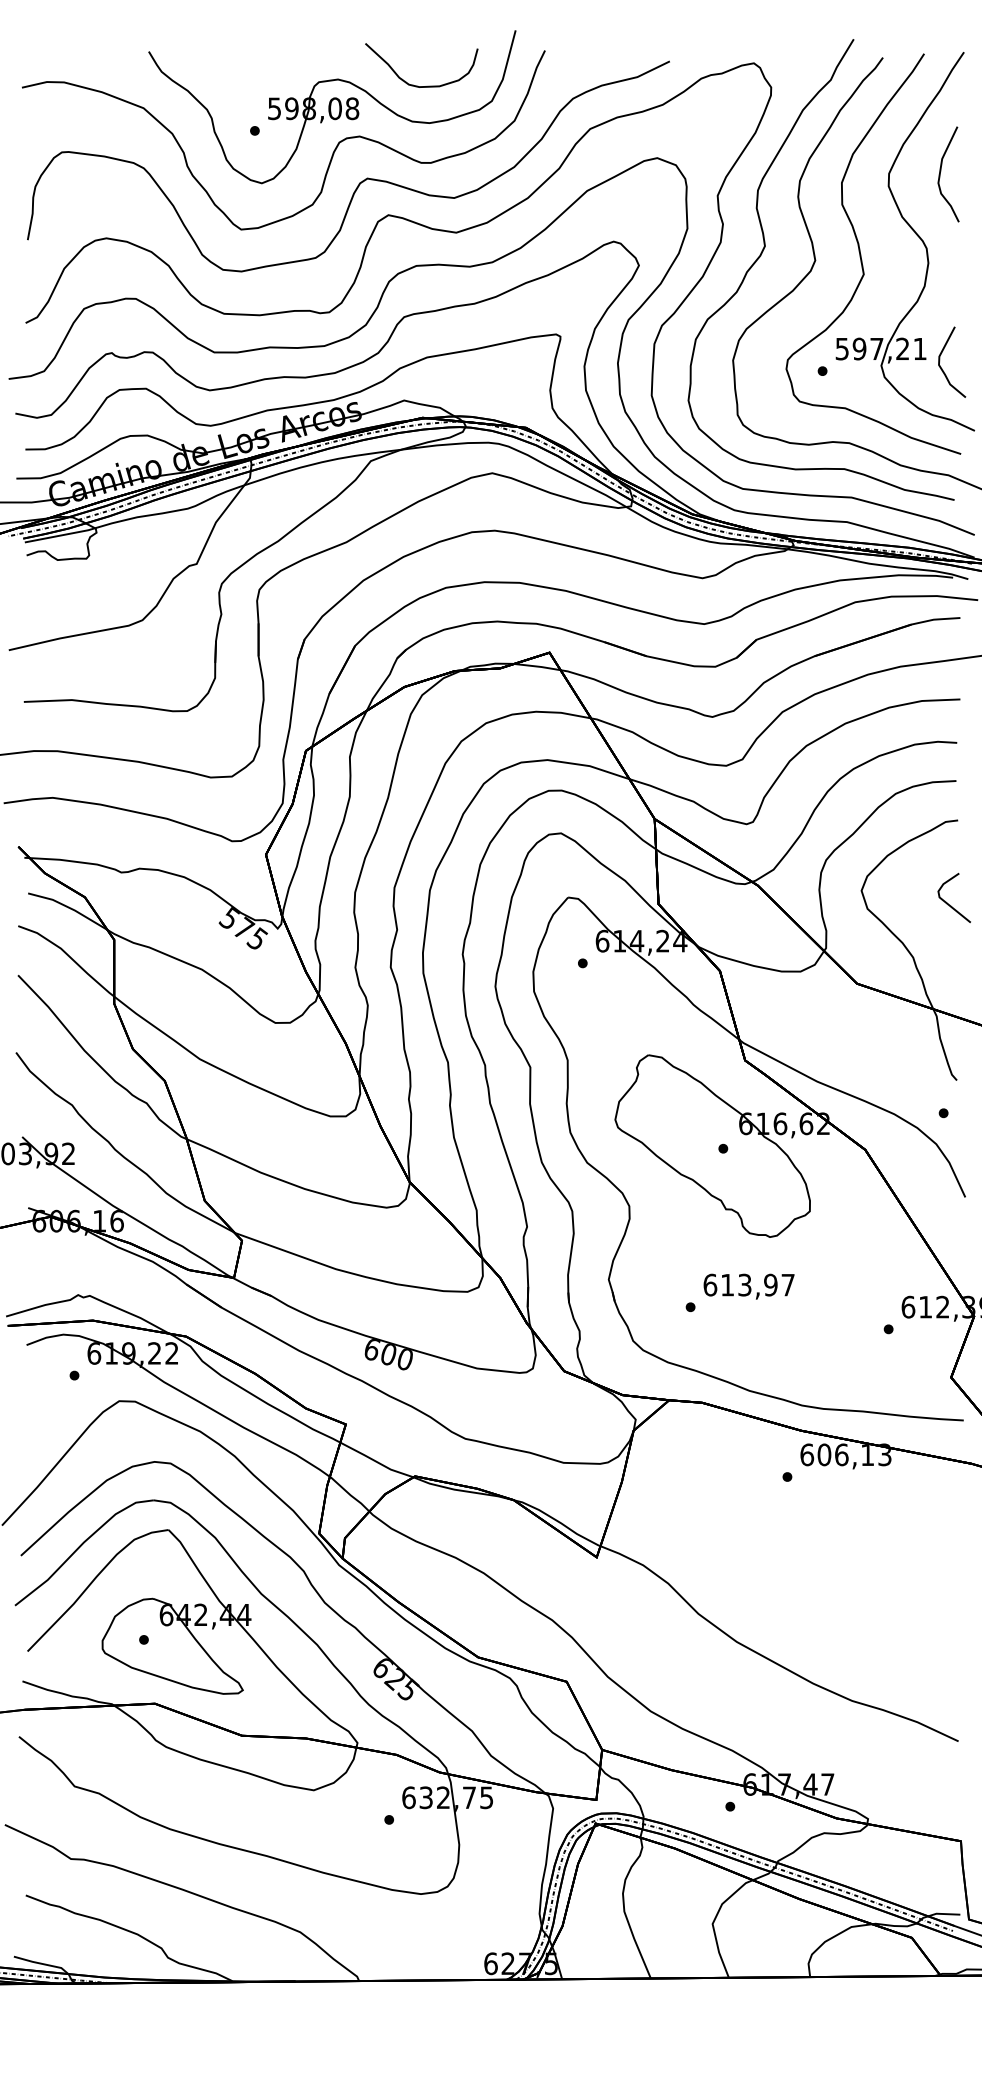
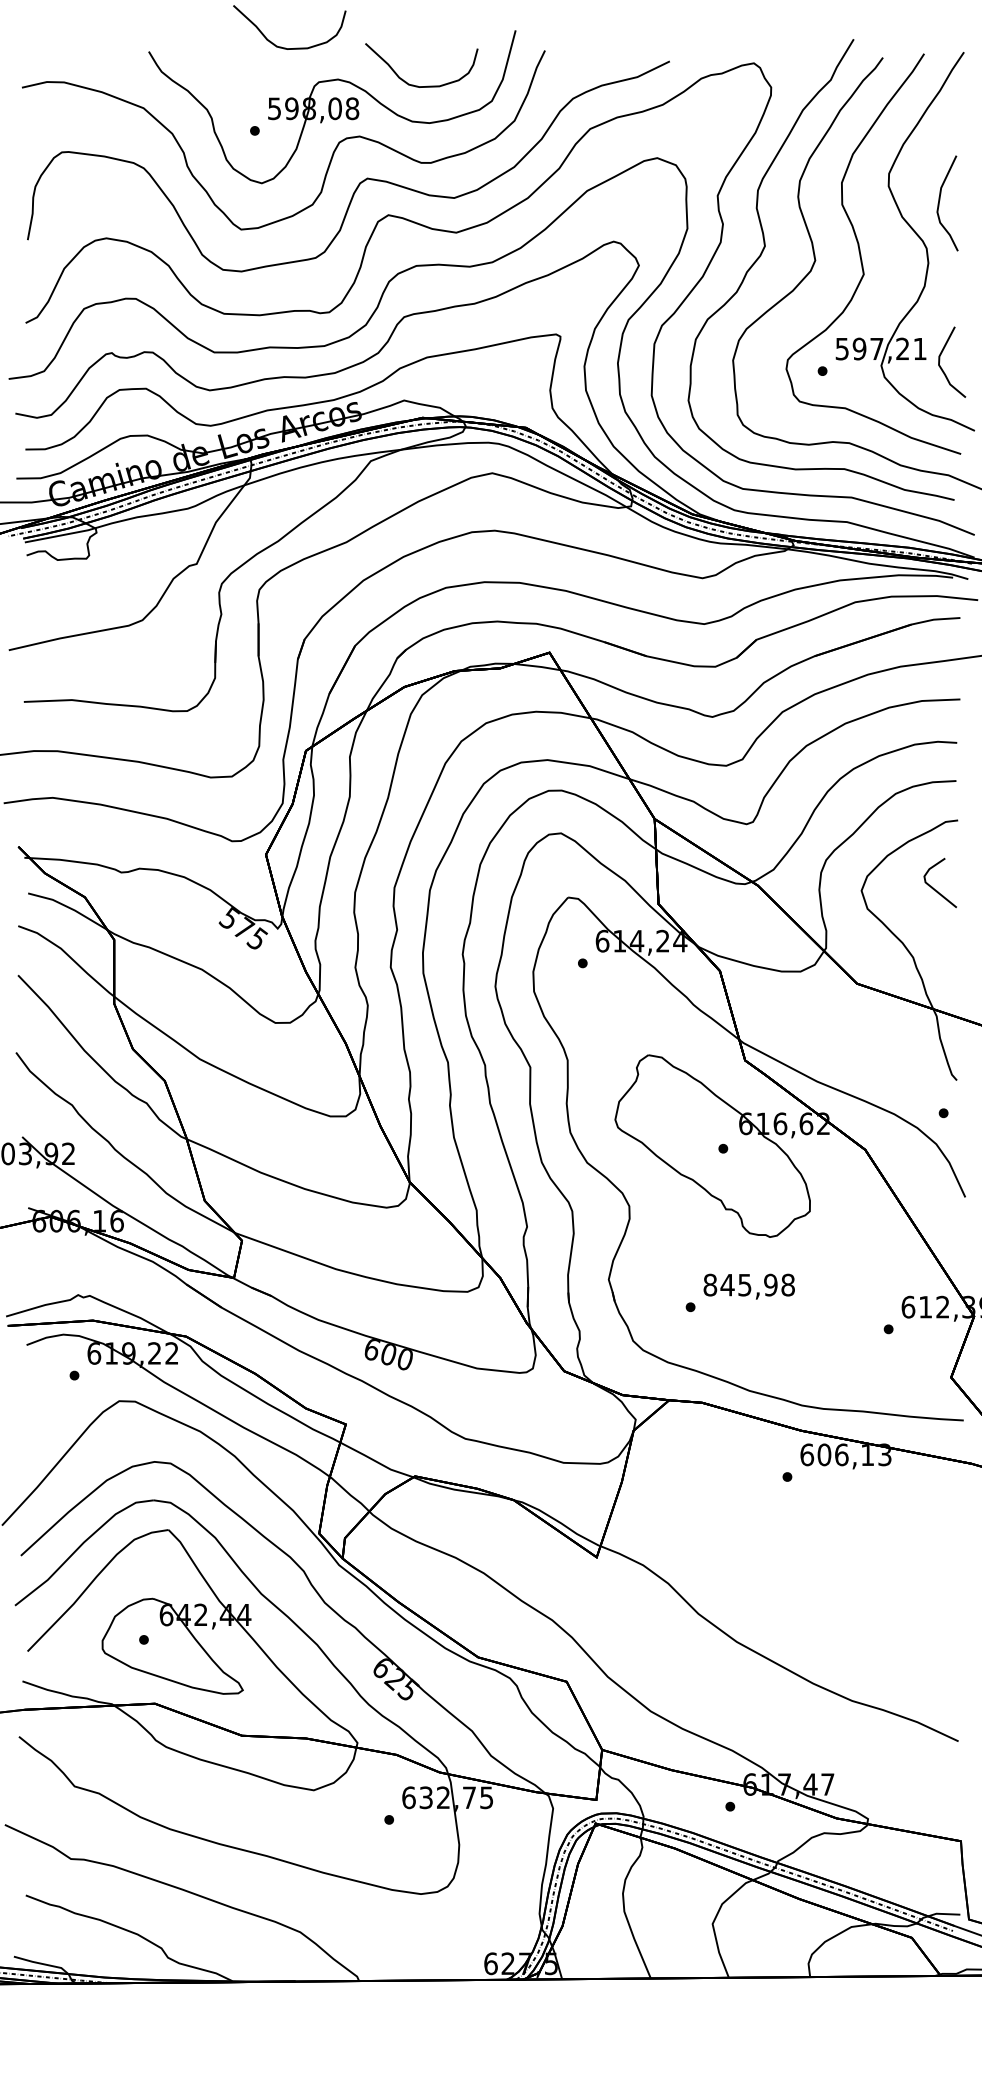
curve: none -> present (285, 47)
curve position: (941, 171) -> (940, 200) (940, 200)
line position: (947, 902) -> (933, 887) (933, 887)
text: 613,97 -> 845,98 (748, 1284)
